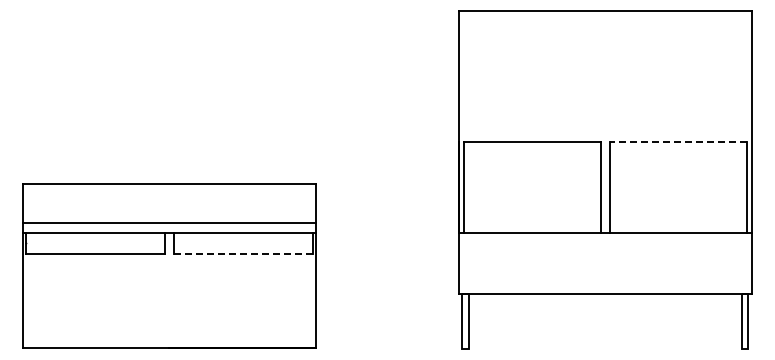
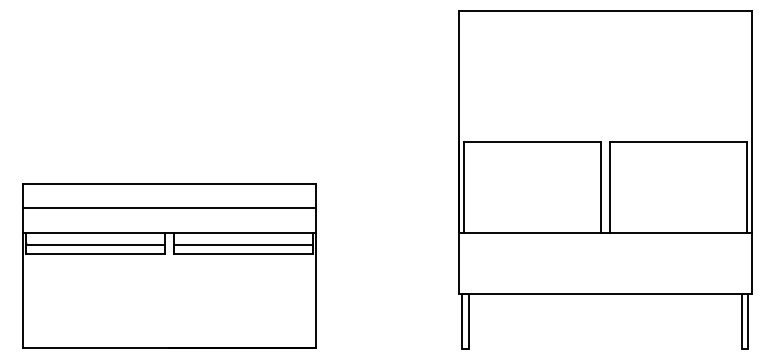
line: dashed -> solid (678, 141)
line position: (169, 223) -> (169, 208) (169, 208)
line: none -> present (95, 244)
line: none -> present (242, 244)
line: dashed -> solid (243, 253)
